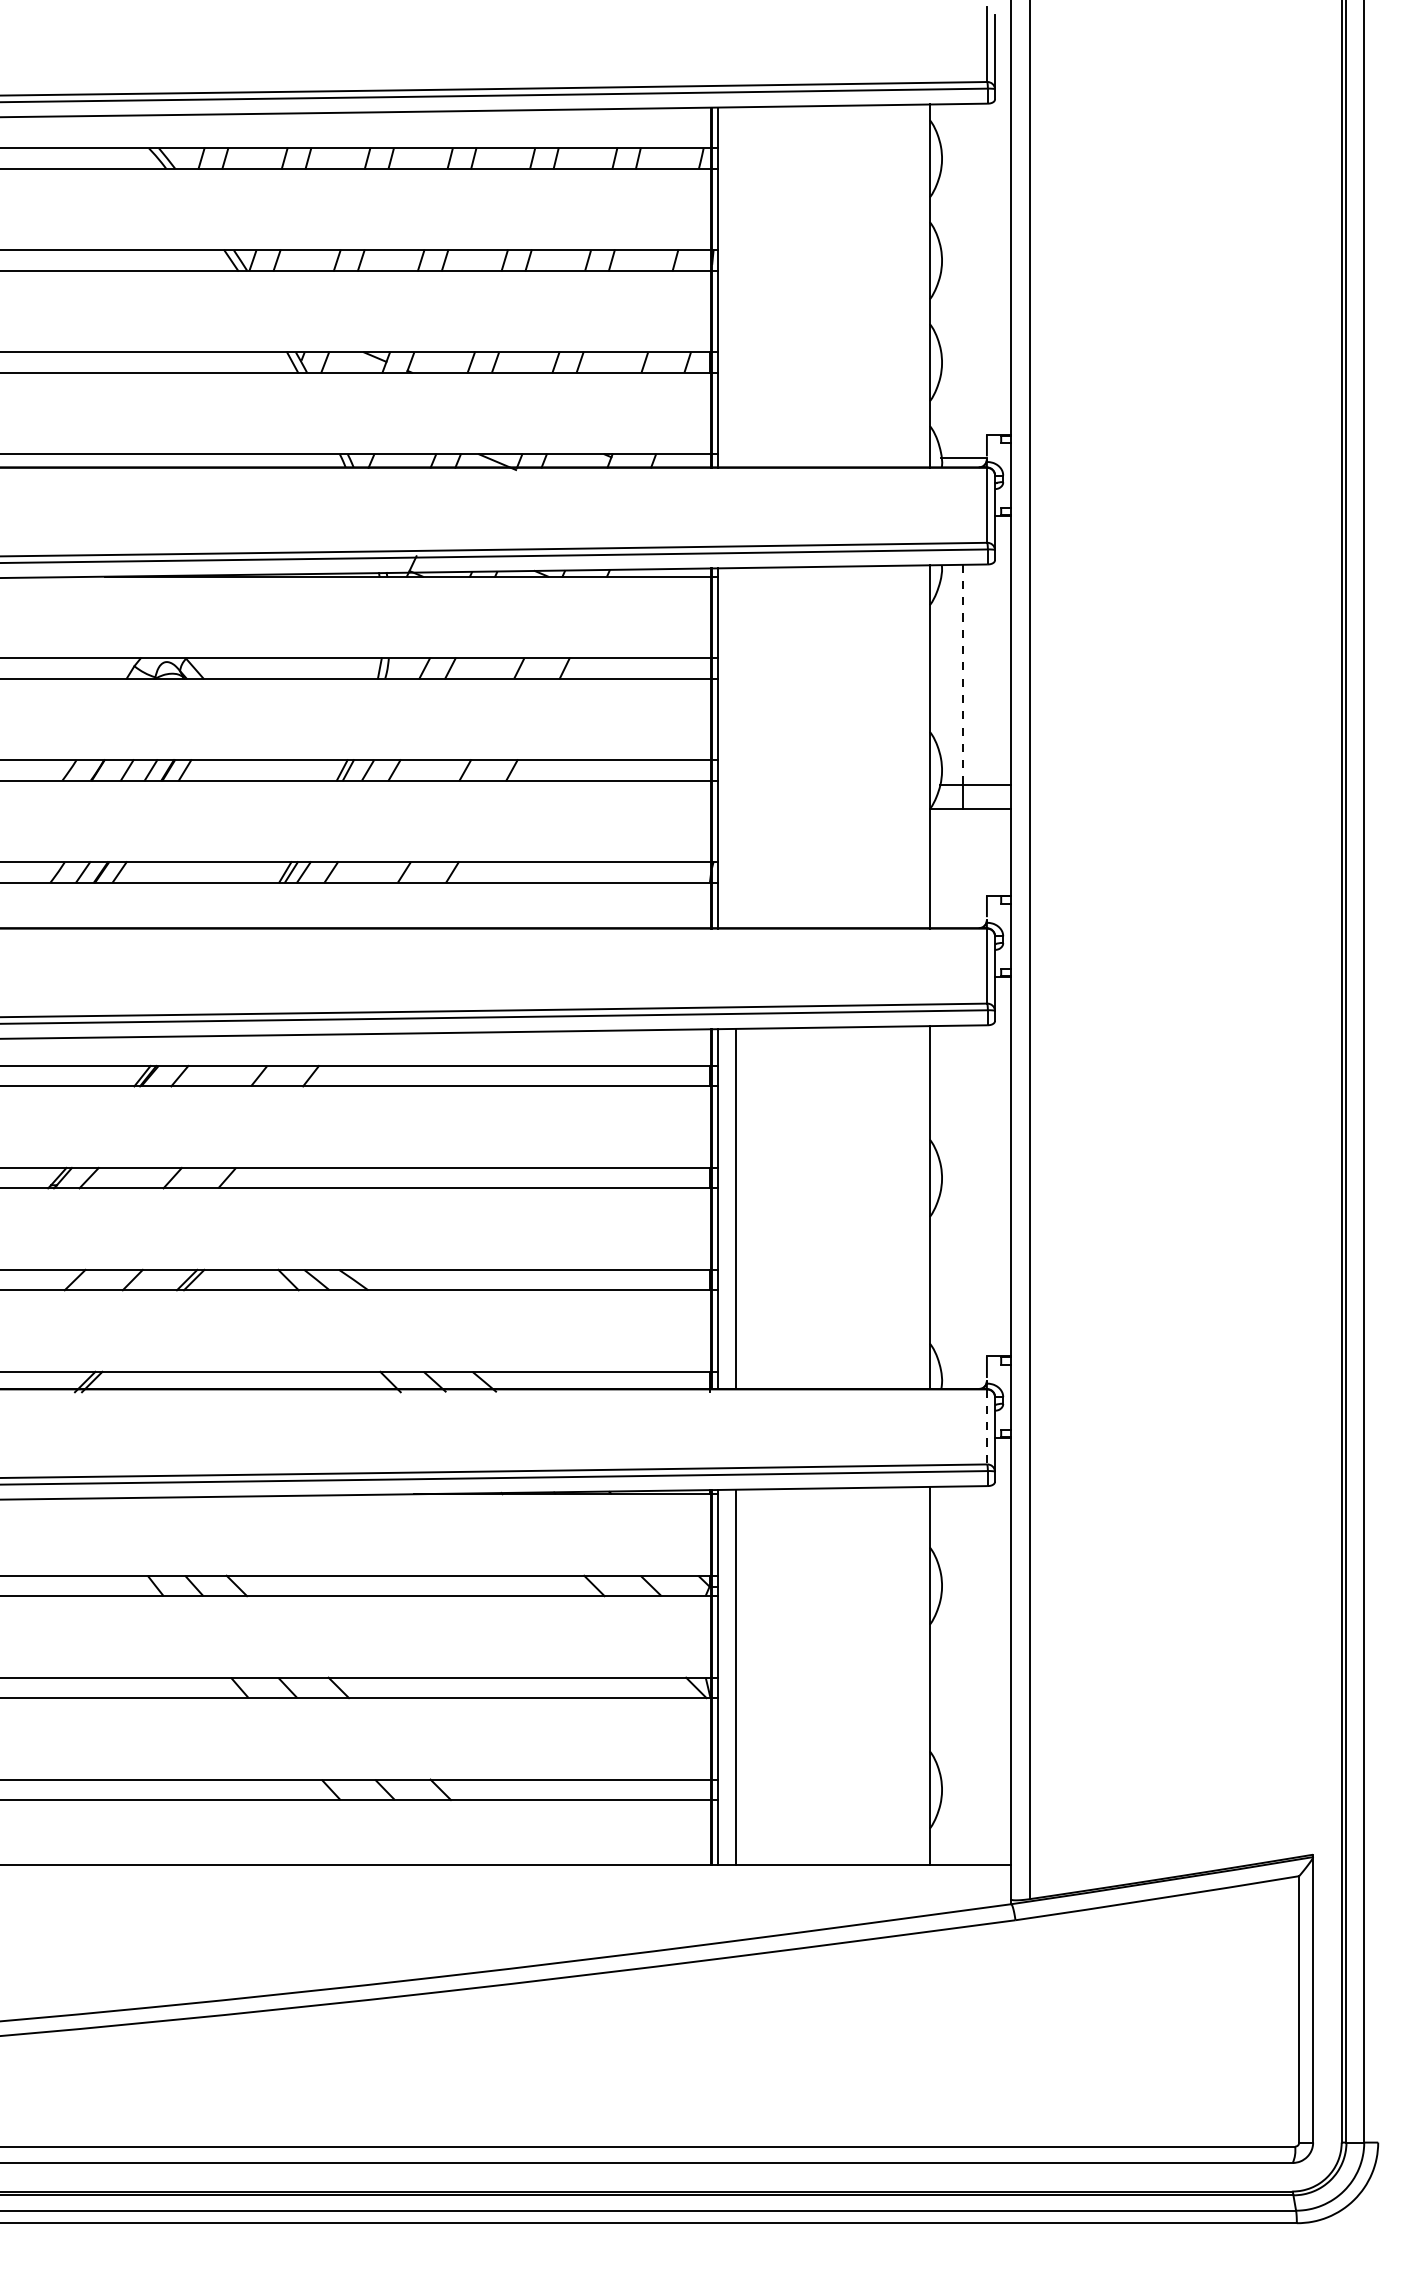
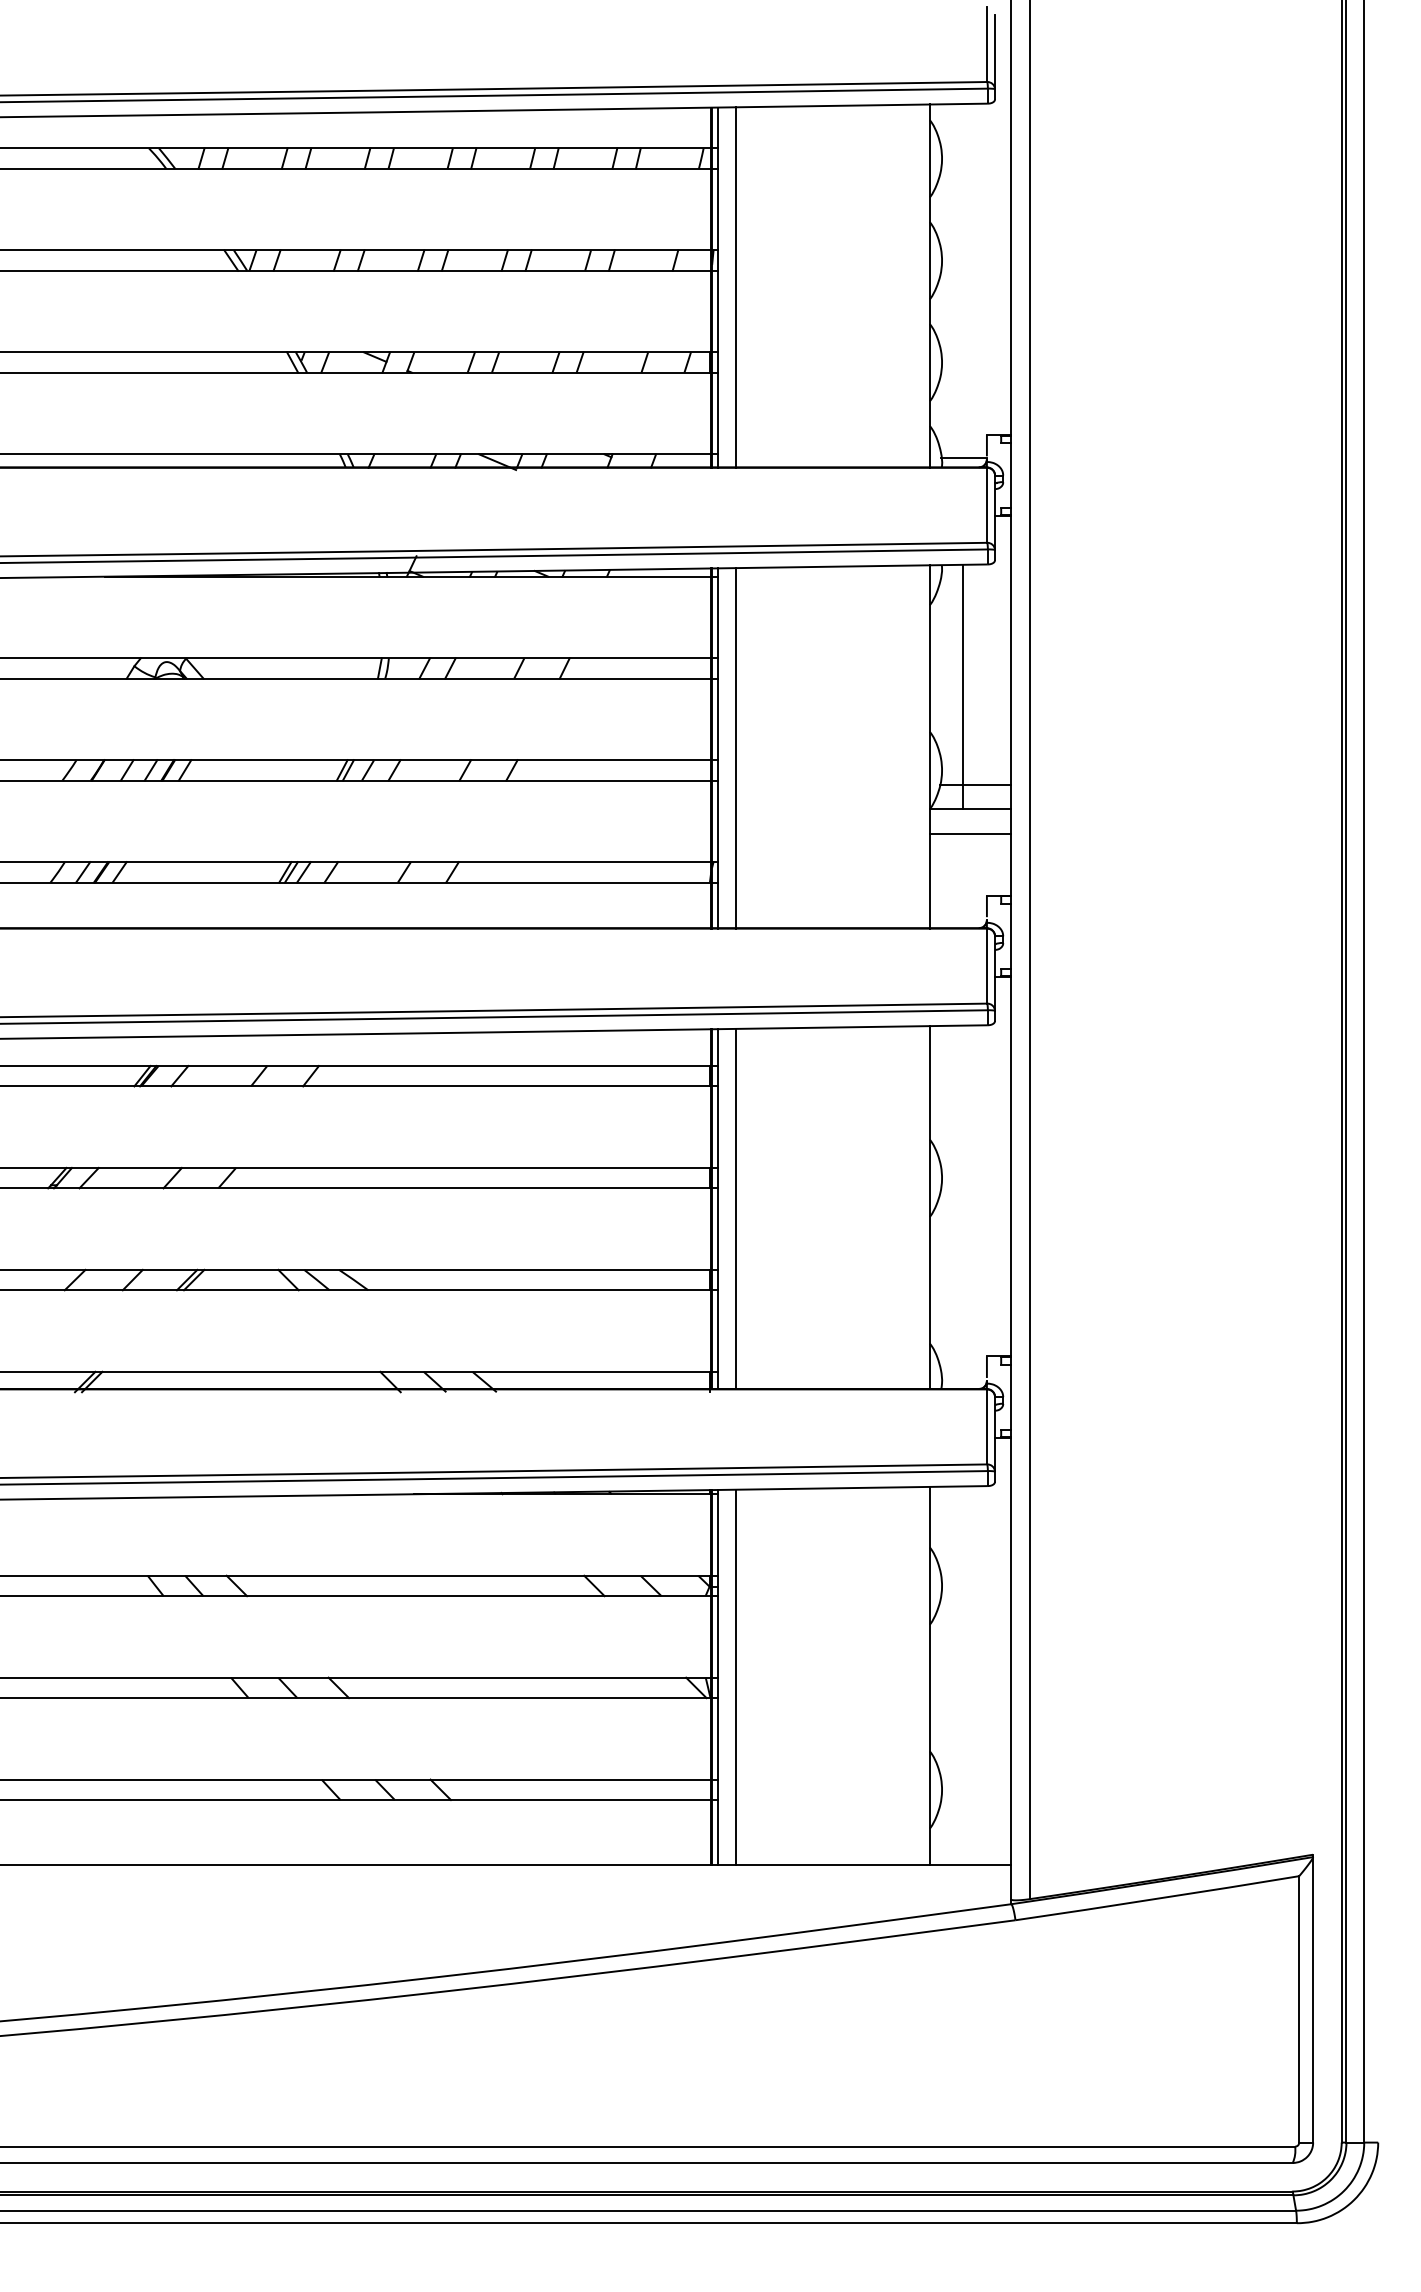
line: none -> present (735, 287)
line: dashed -> solid (963, 674)
line: none -> present (735, 748)
line: none -> present (970, 833)
line: dashed -> solid (987, 1426)
